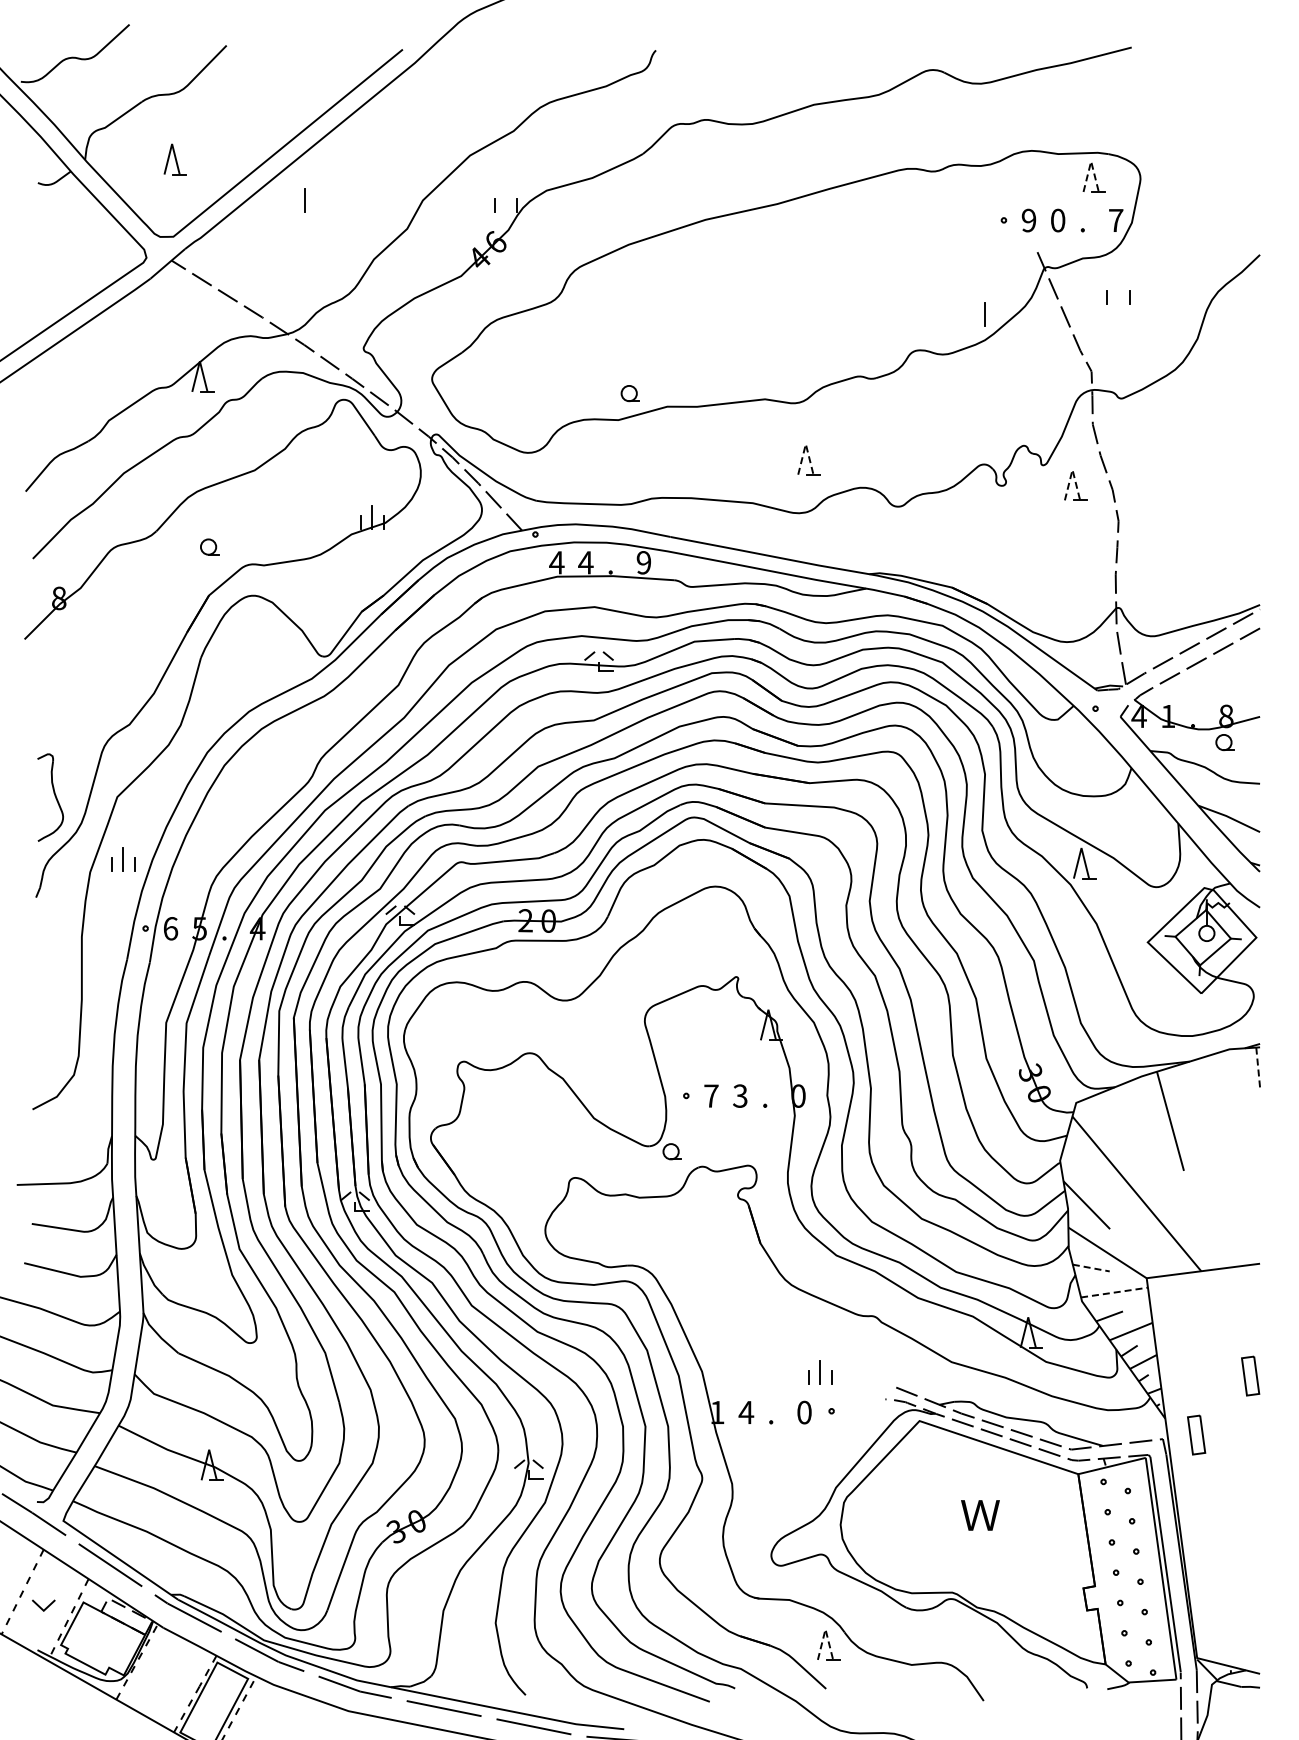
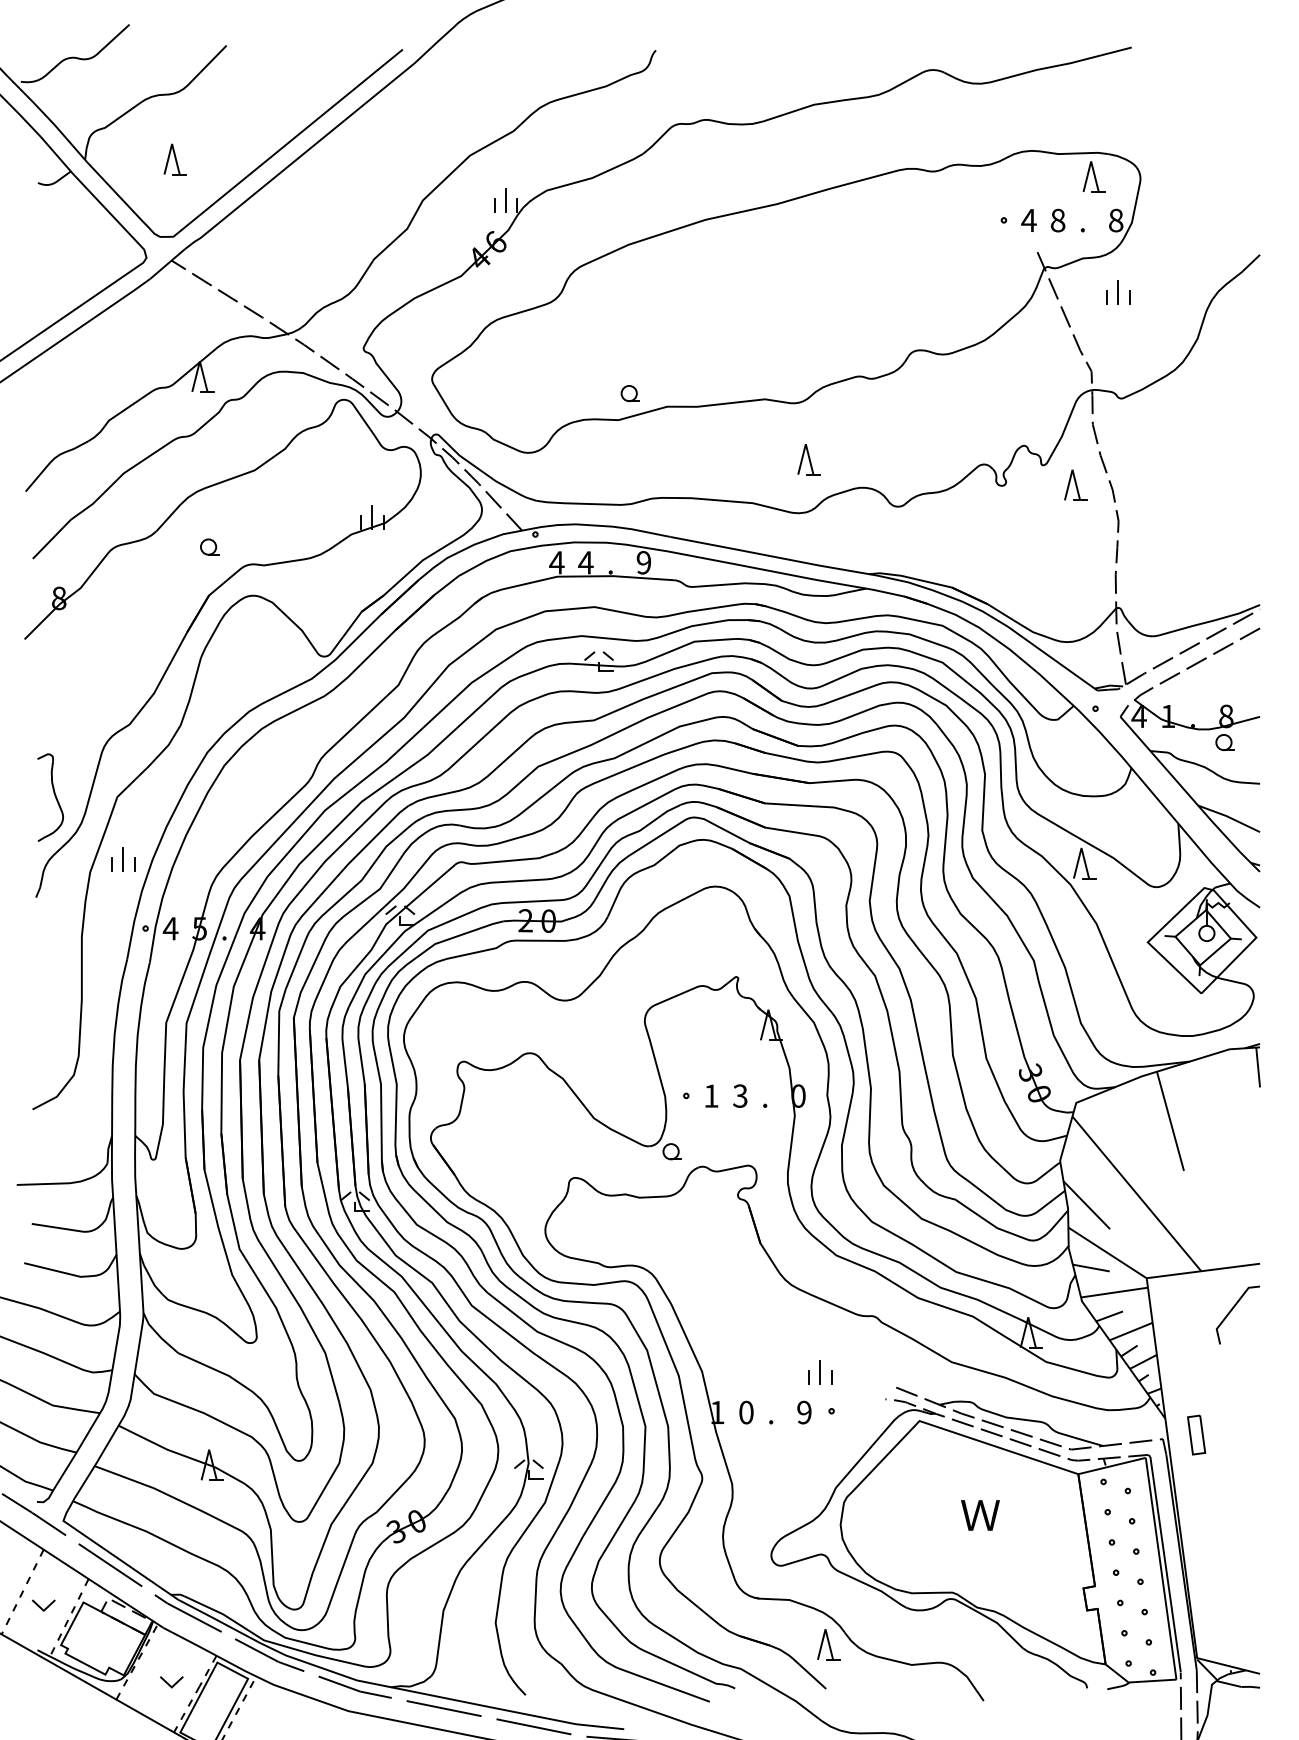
line: dashed -> solid (1091, 161)
line position: (304, 200) -> (505, 200) (505, 200)
text: 9 -> 4 (1028, 220)
text: 0 -> 8 (1058, 220)
text: 7 -> 8 (1116, 220)
line position: (984, 314) -> (1117, 292) (1117, 292)
line: dashed -> solid (805, 444)
line: dashed -> solid (1072, 469)
text: 6 -> 4 (170, 928)
line: dashed -> solid (1258, 1068)
text: 7 -> 1 (711, 1095)
line: dashed -> solid (1091, 1268)
line: dashed -> solid (1114, 1292)
line: none -> present (1233, 1309)
part: present -> none (1250, 1375)
text: 4 -> 0 (746, 1412)
text: 0 -> 9 (804, 1412)
line: dashed -> solid (825, 1629)
line: none -> present (169, 1683)
